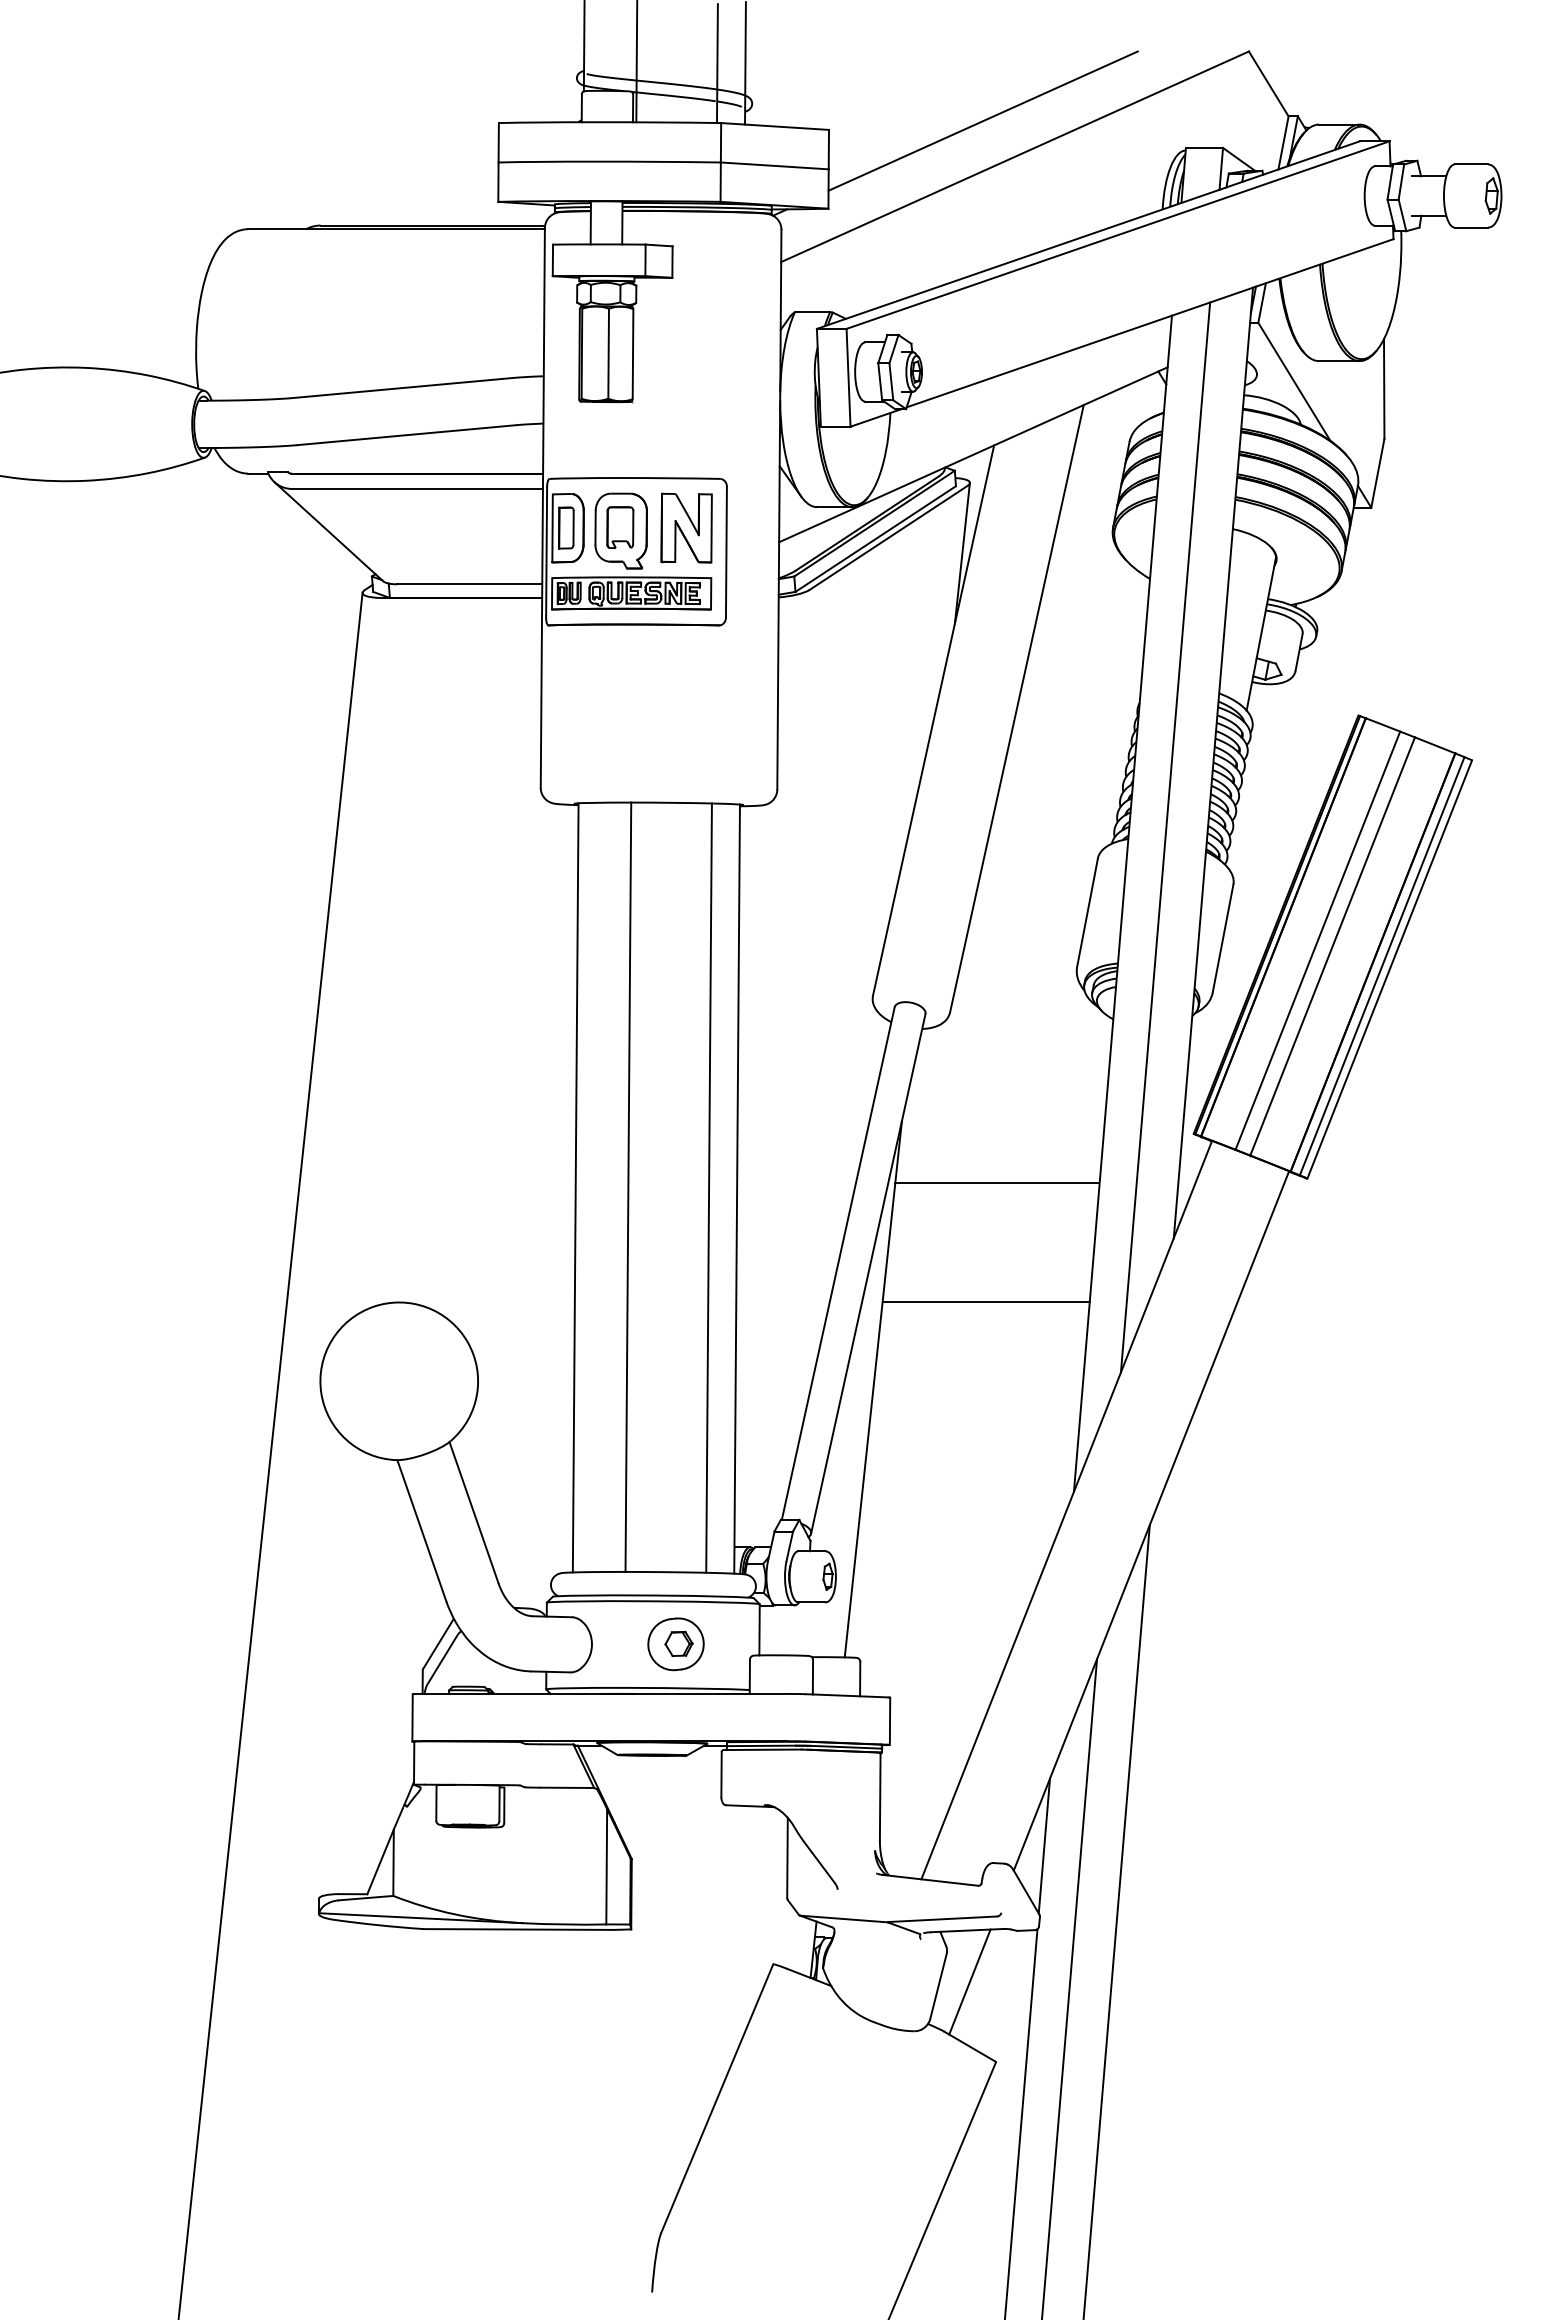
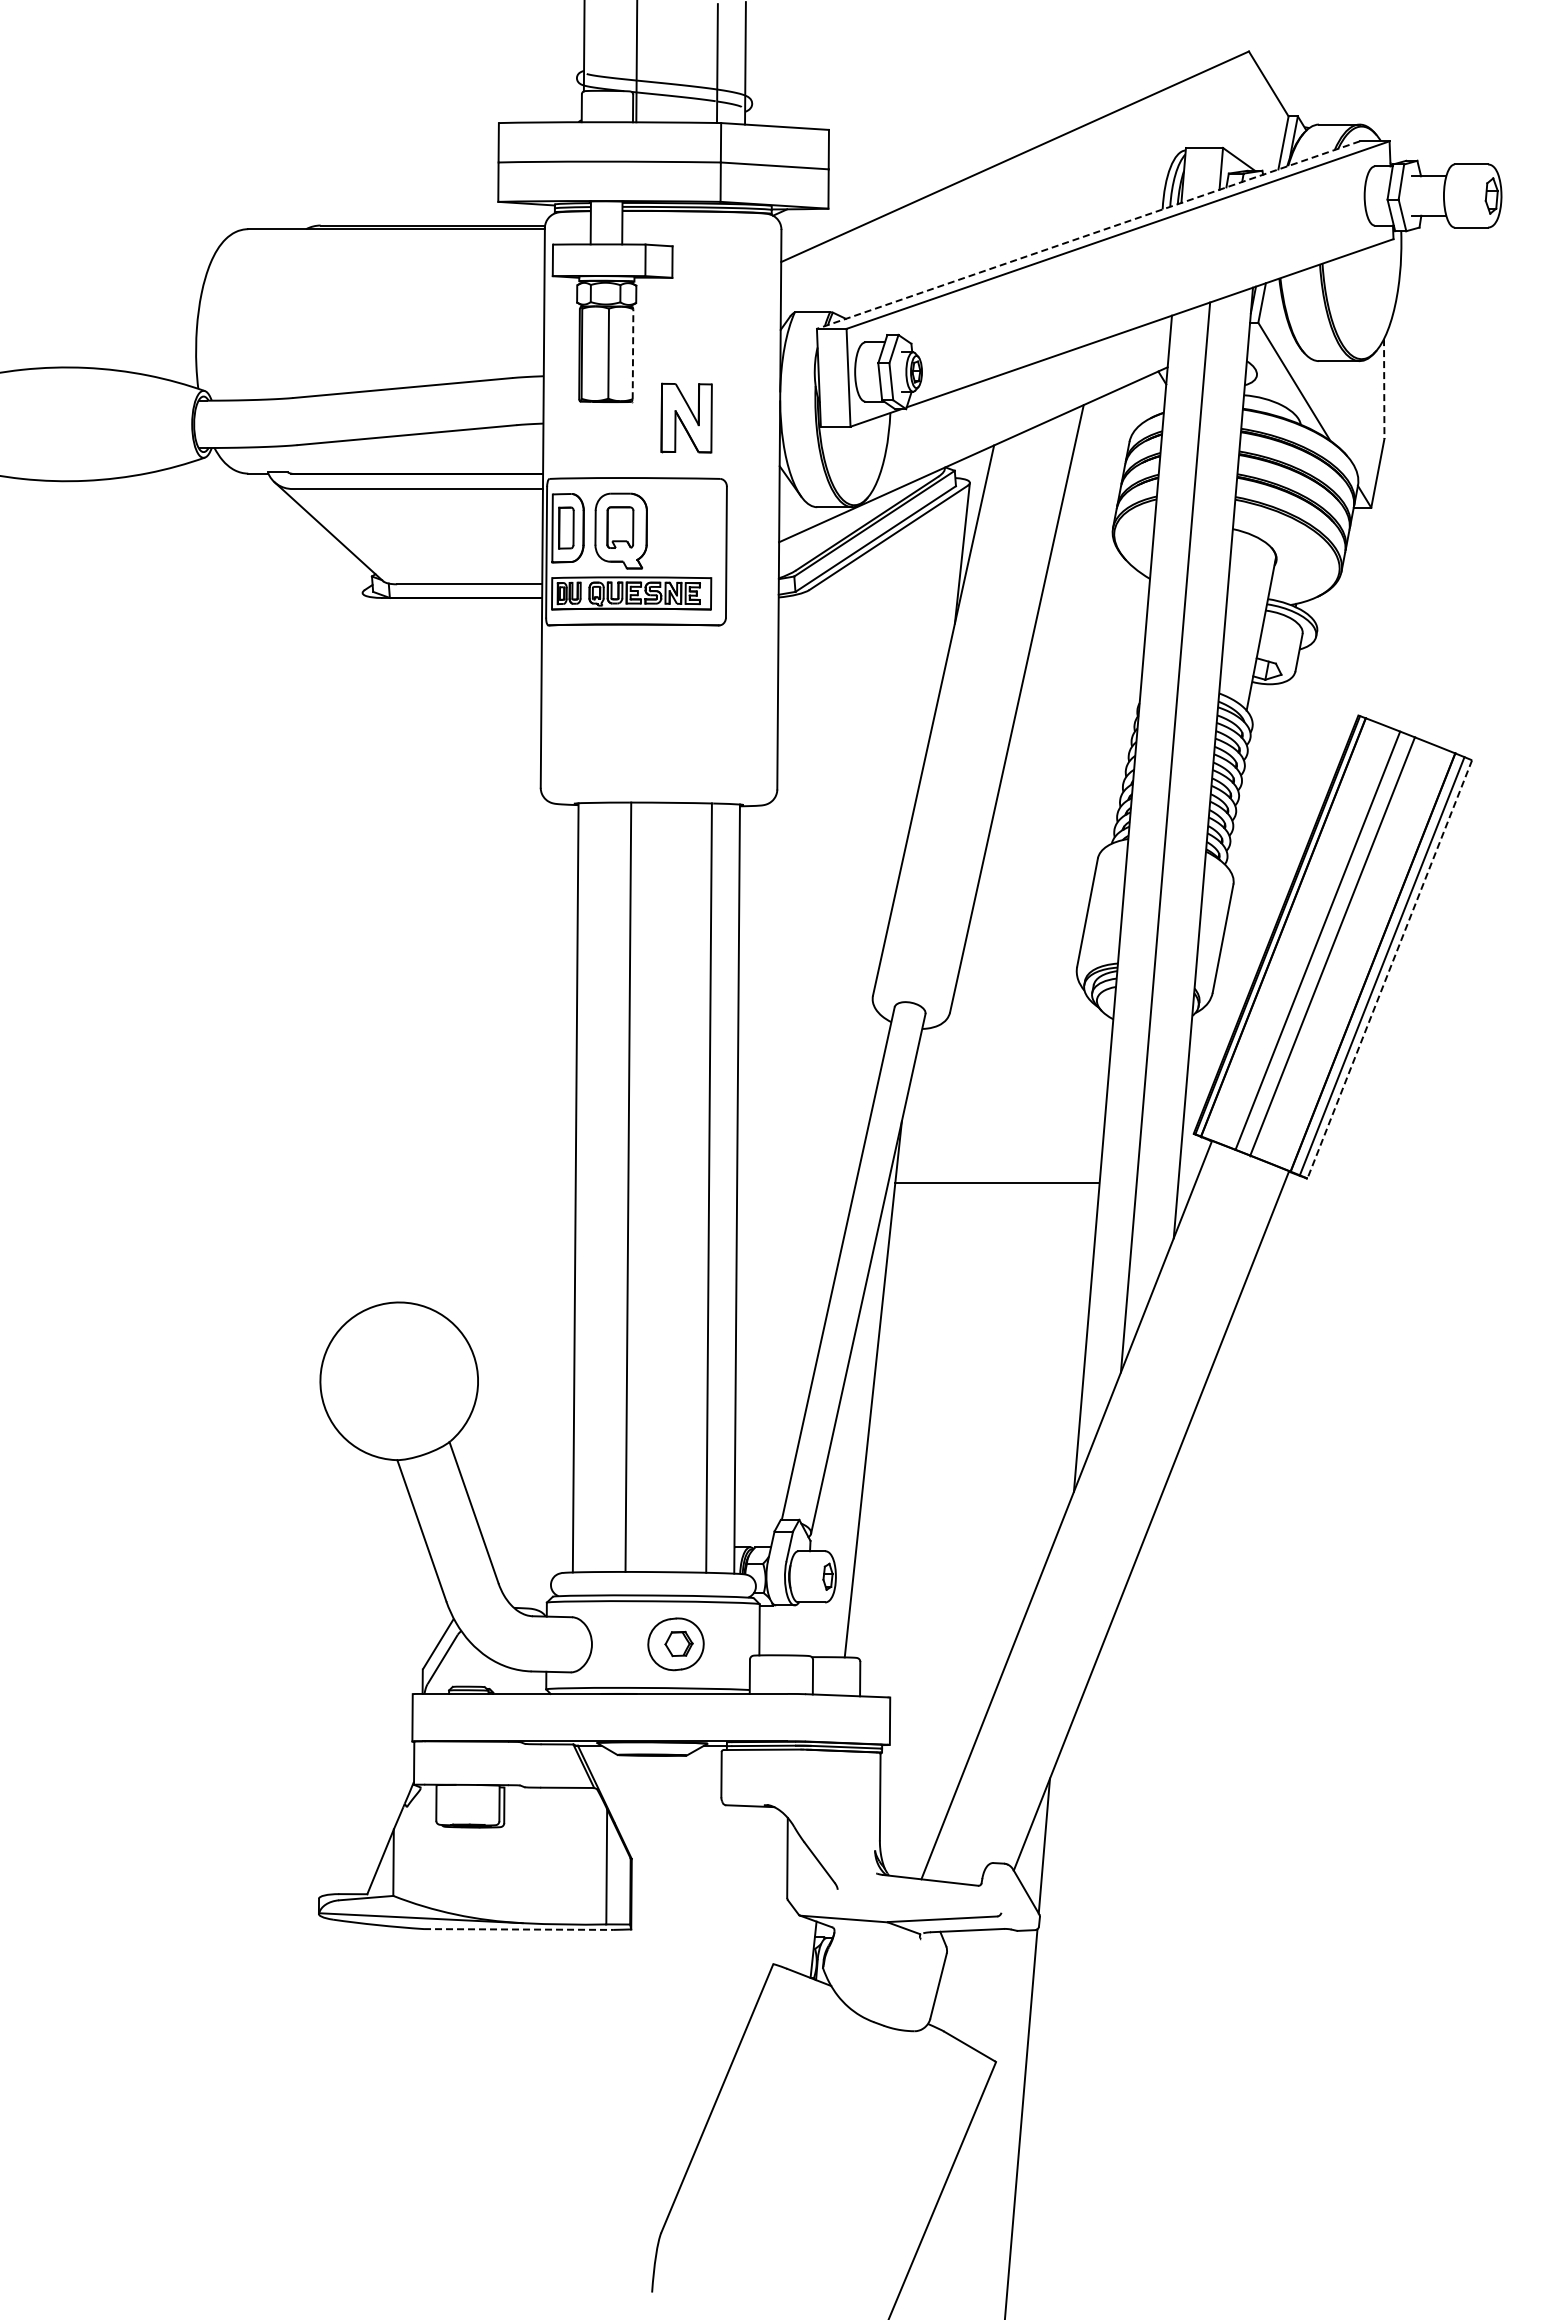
line: present -> none (982, 120)
line: solid -> dashed (1087, 235)
line: solid -> dashed (633, 353)
line: solid -> dashed (1384, 389)
part position: (686, 527) -> (686, 417) (686, 417)
line: solid -> dashed (1389, 969)
line: present -> none (985, 1301)
line: present -> none (270, 1454)
line: present -> none (1116, 1920)
line: solid -> dashed (518, 1929)
line: present -> none (969, 1981)
line: present -> none (1069, 1987)
